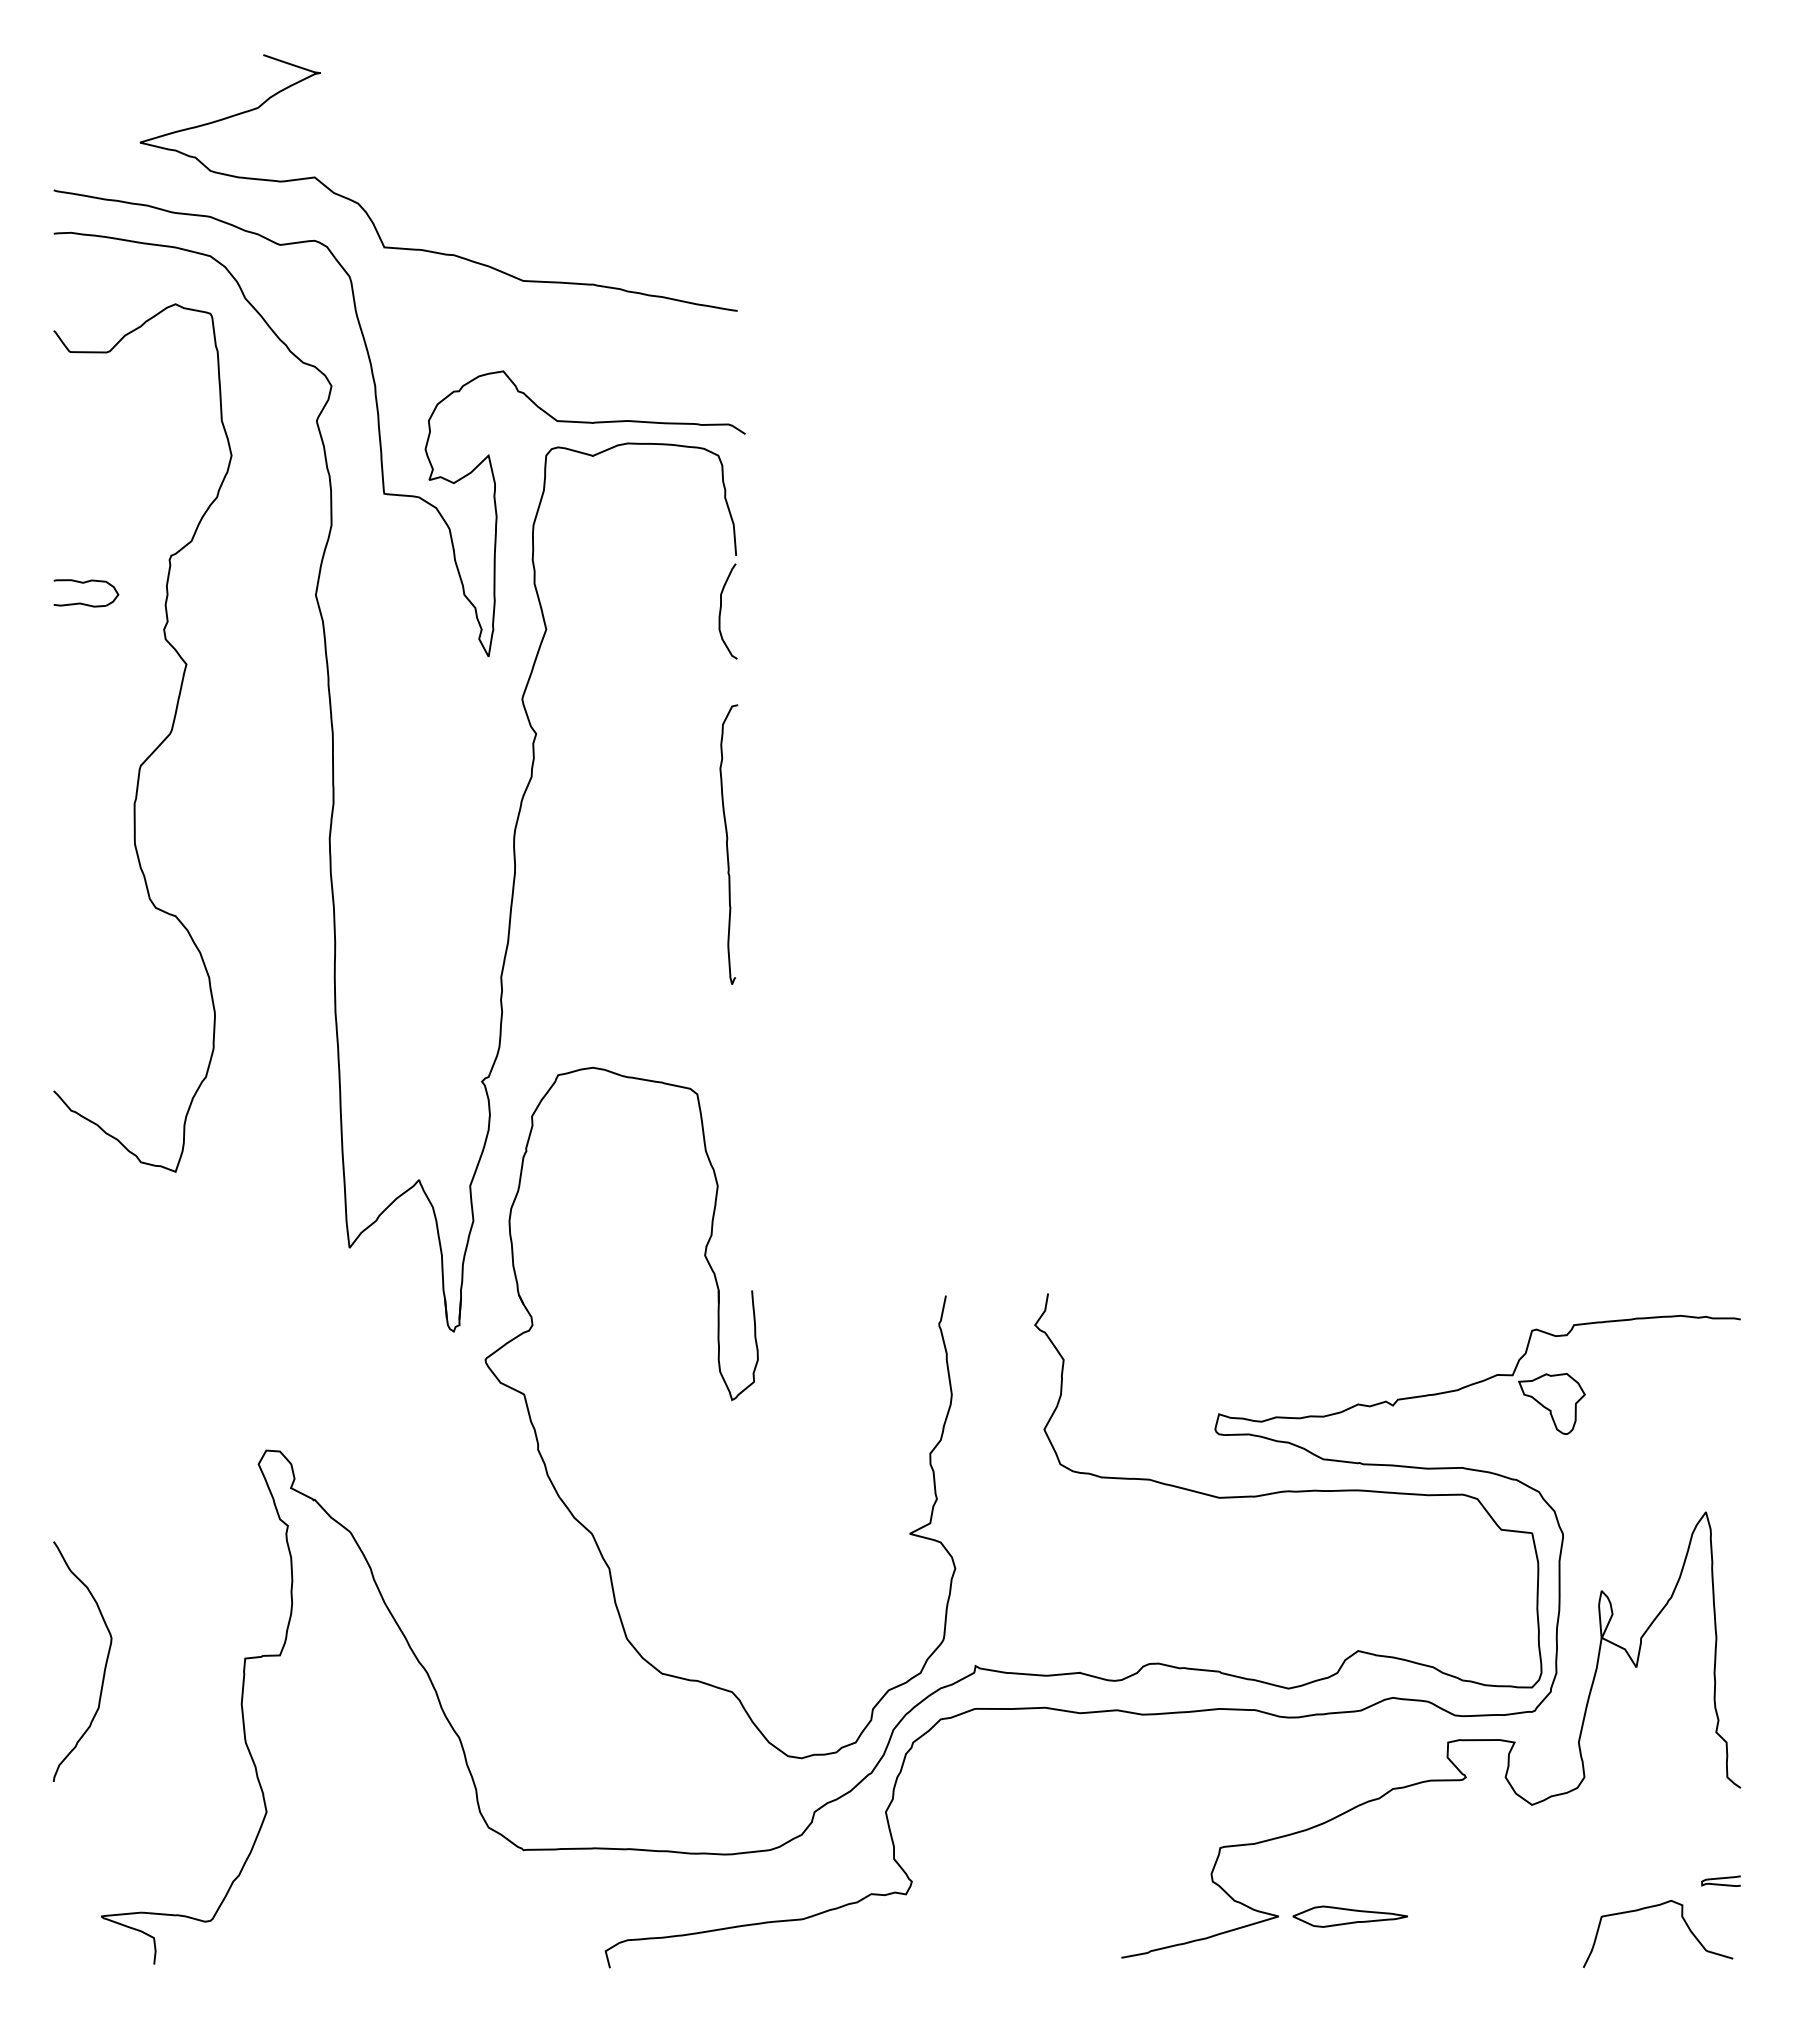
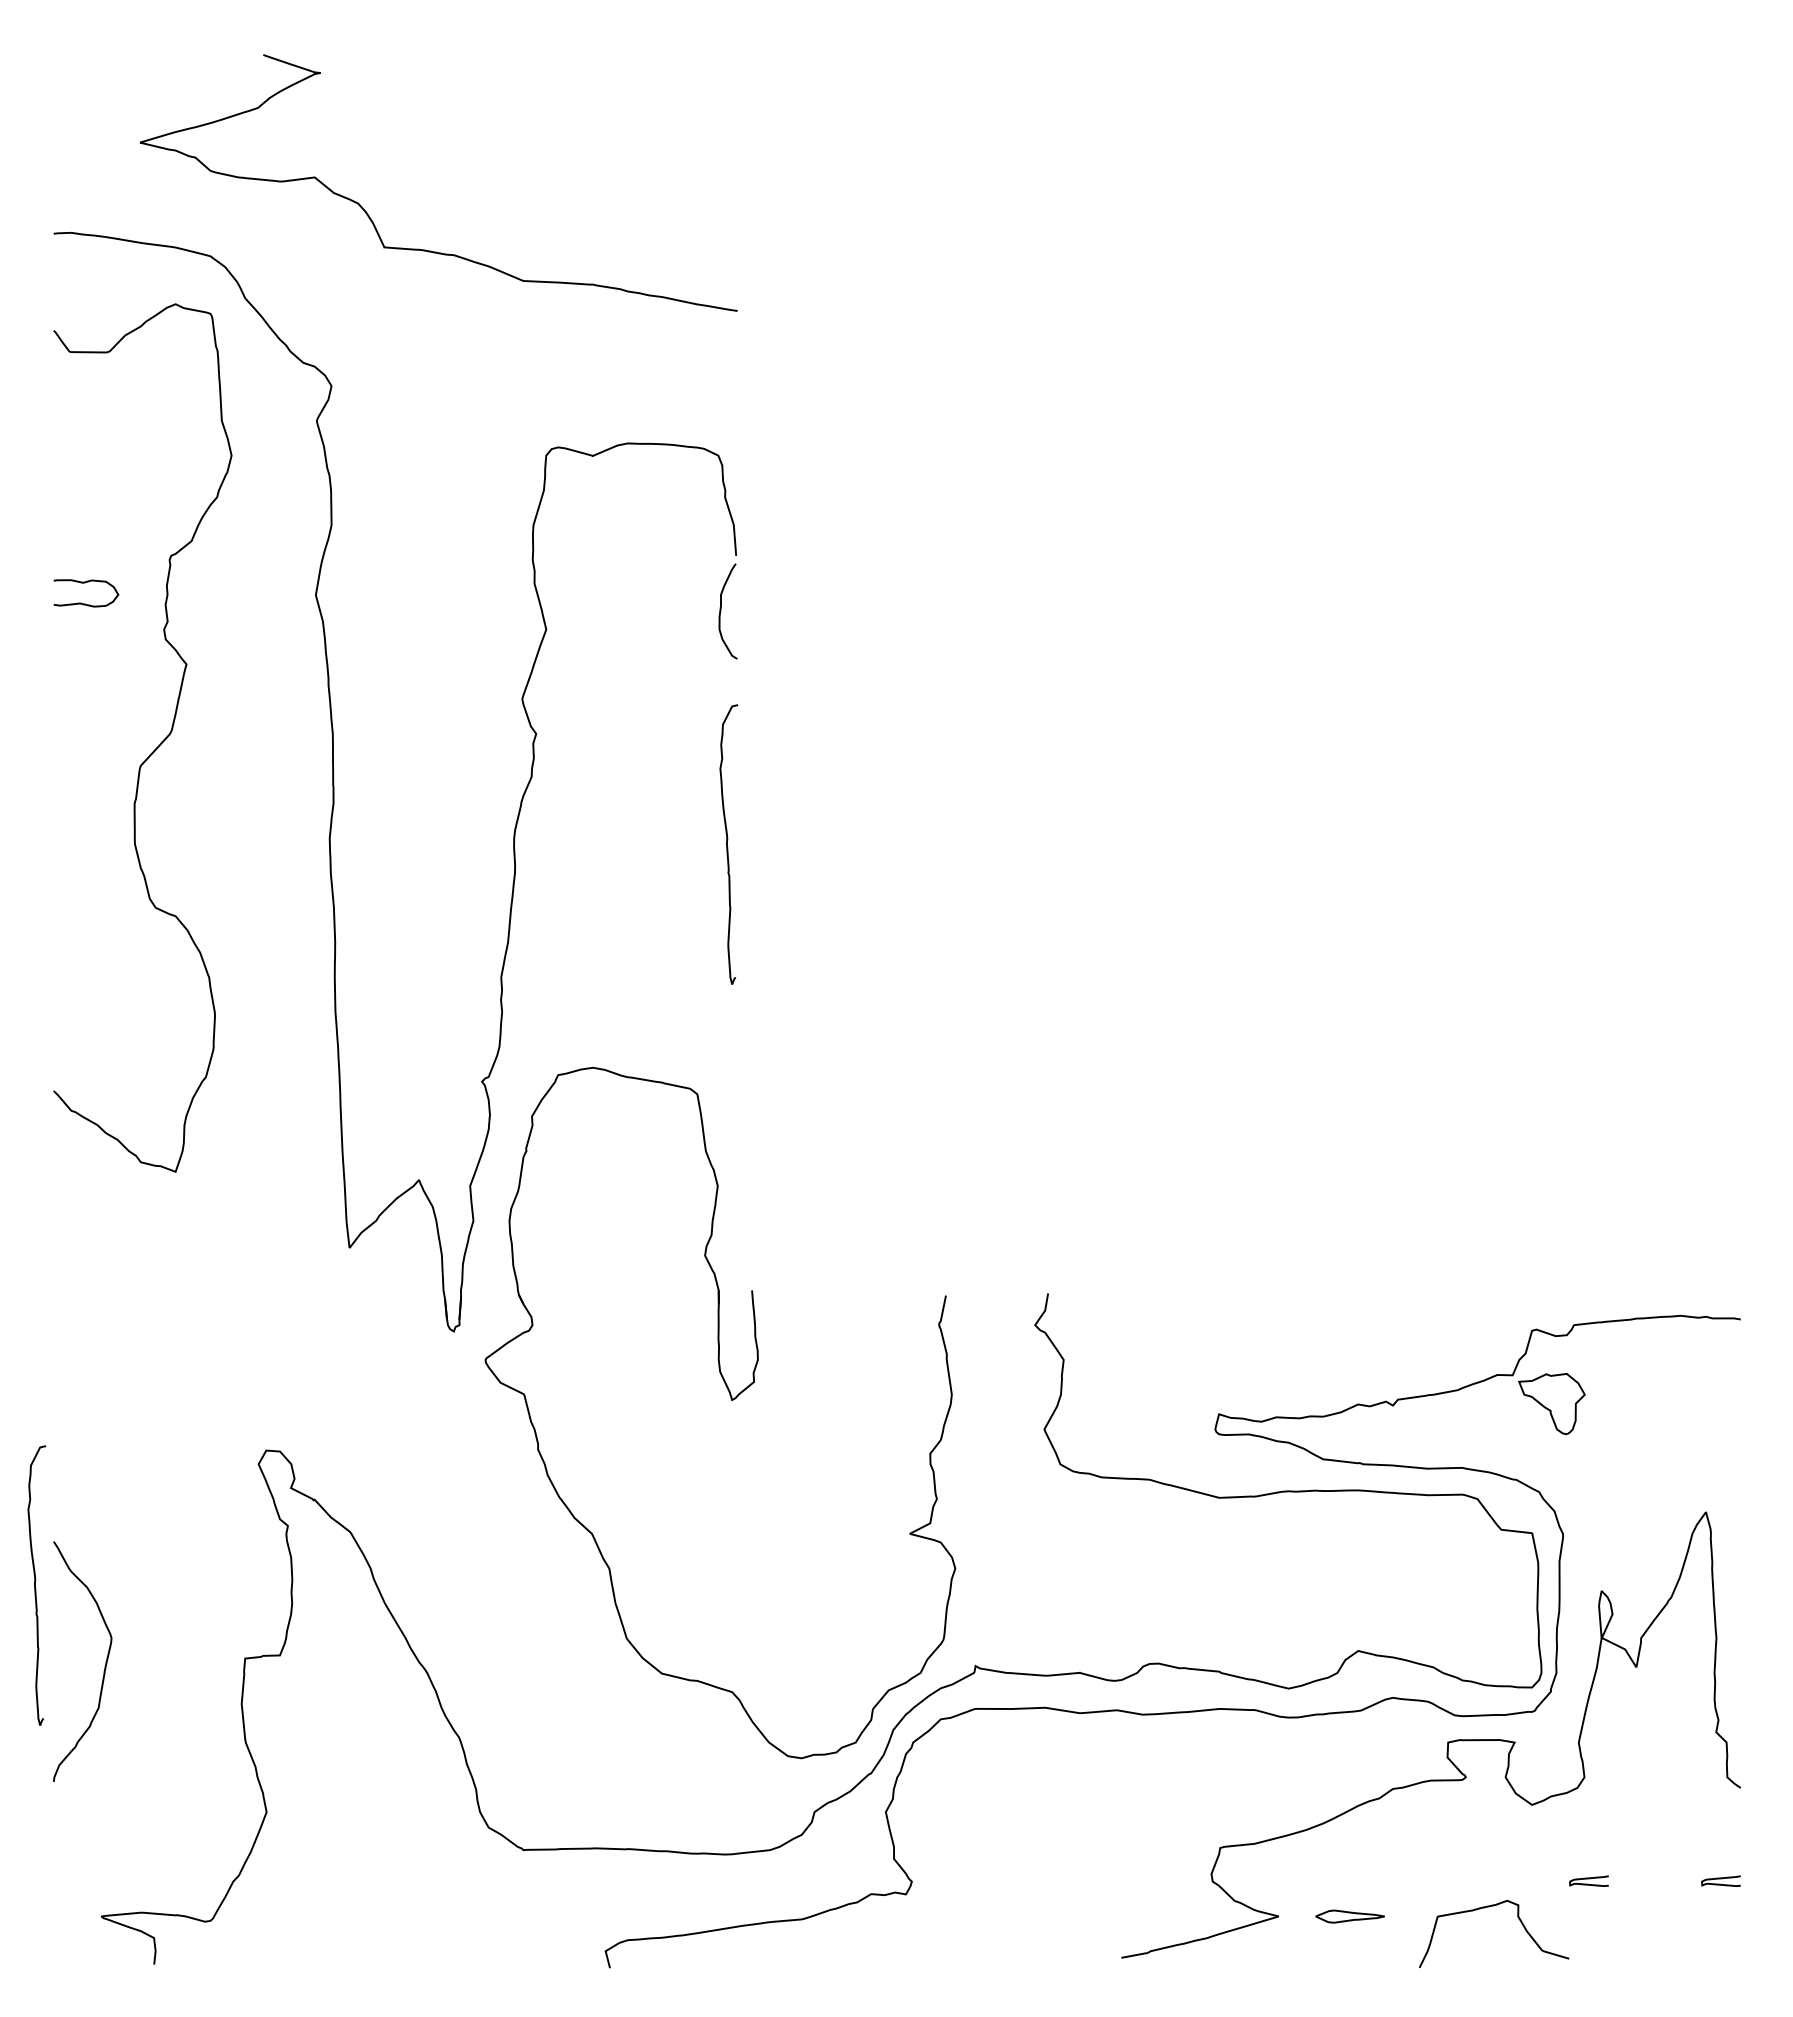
curve: present -> none (380, 429)
curve: none -> present (35, 1585)
curve: none -> present (1588, 1879)
curve position: (1653, 1907) -> (1489, 1907) (1489, 1907)
part size: 116x23 px -> 70x15 px (1349, 1916)
